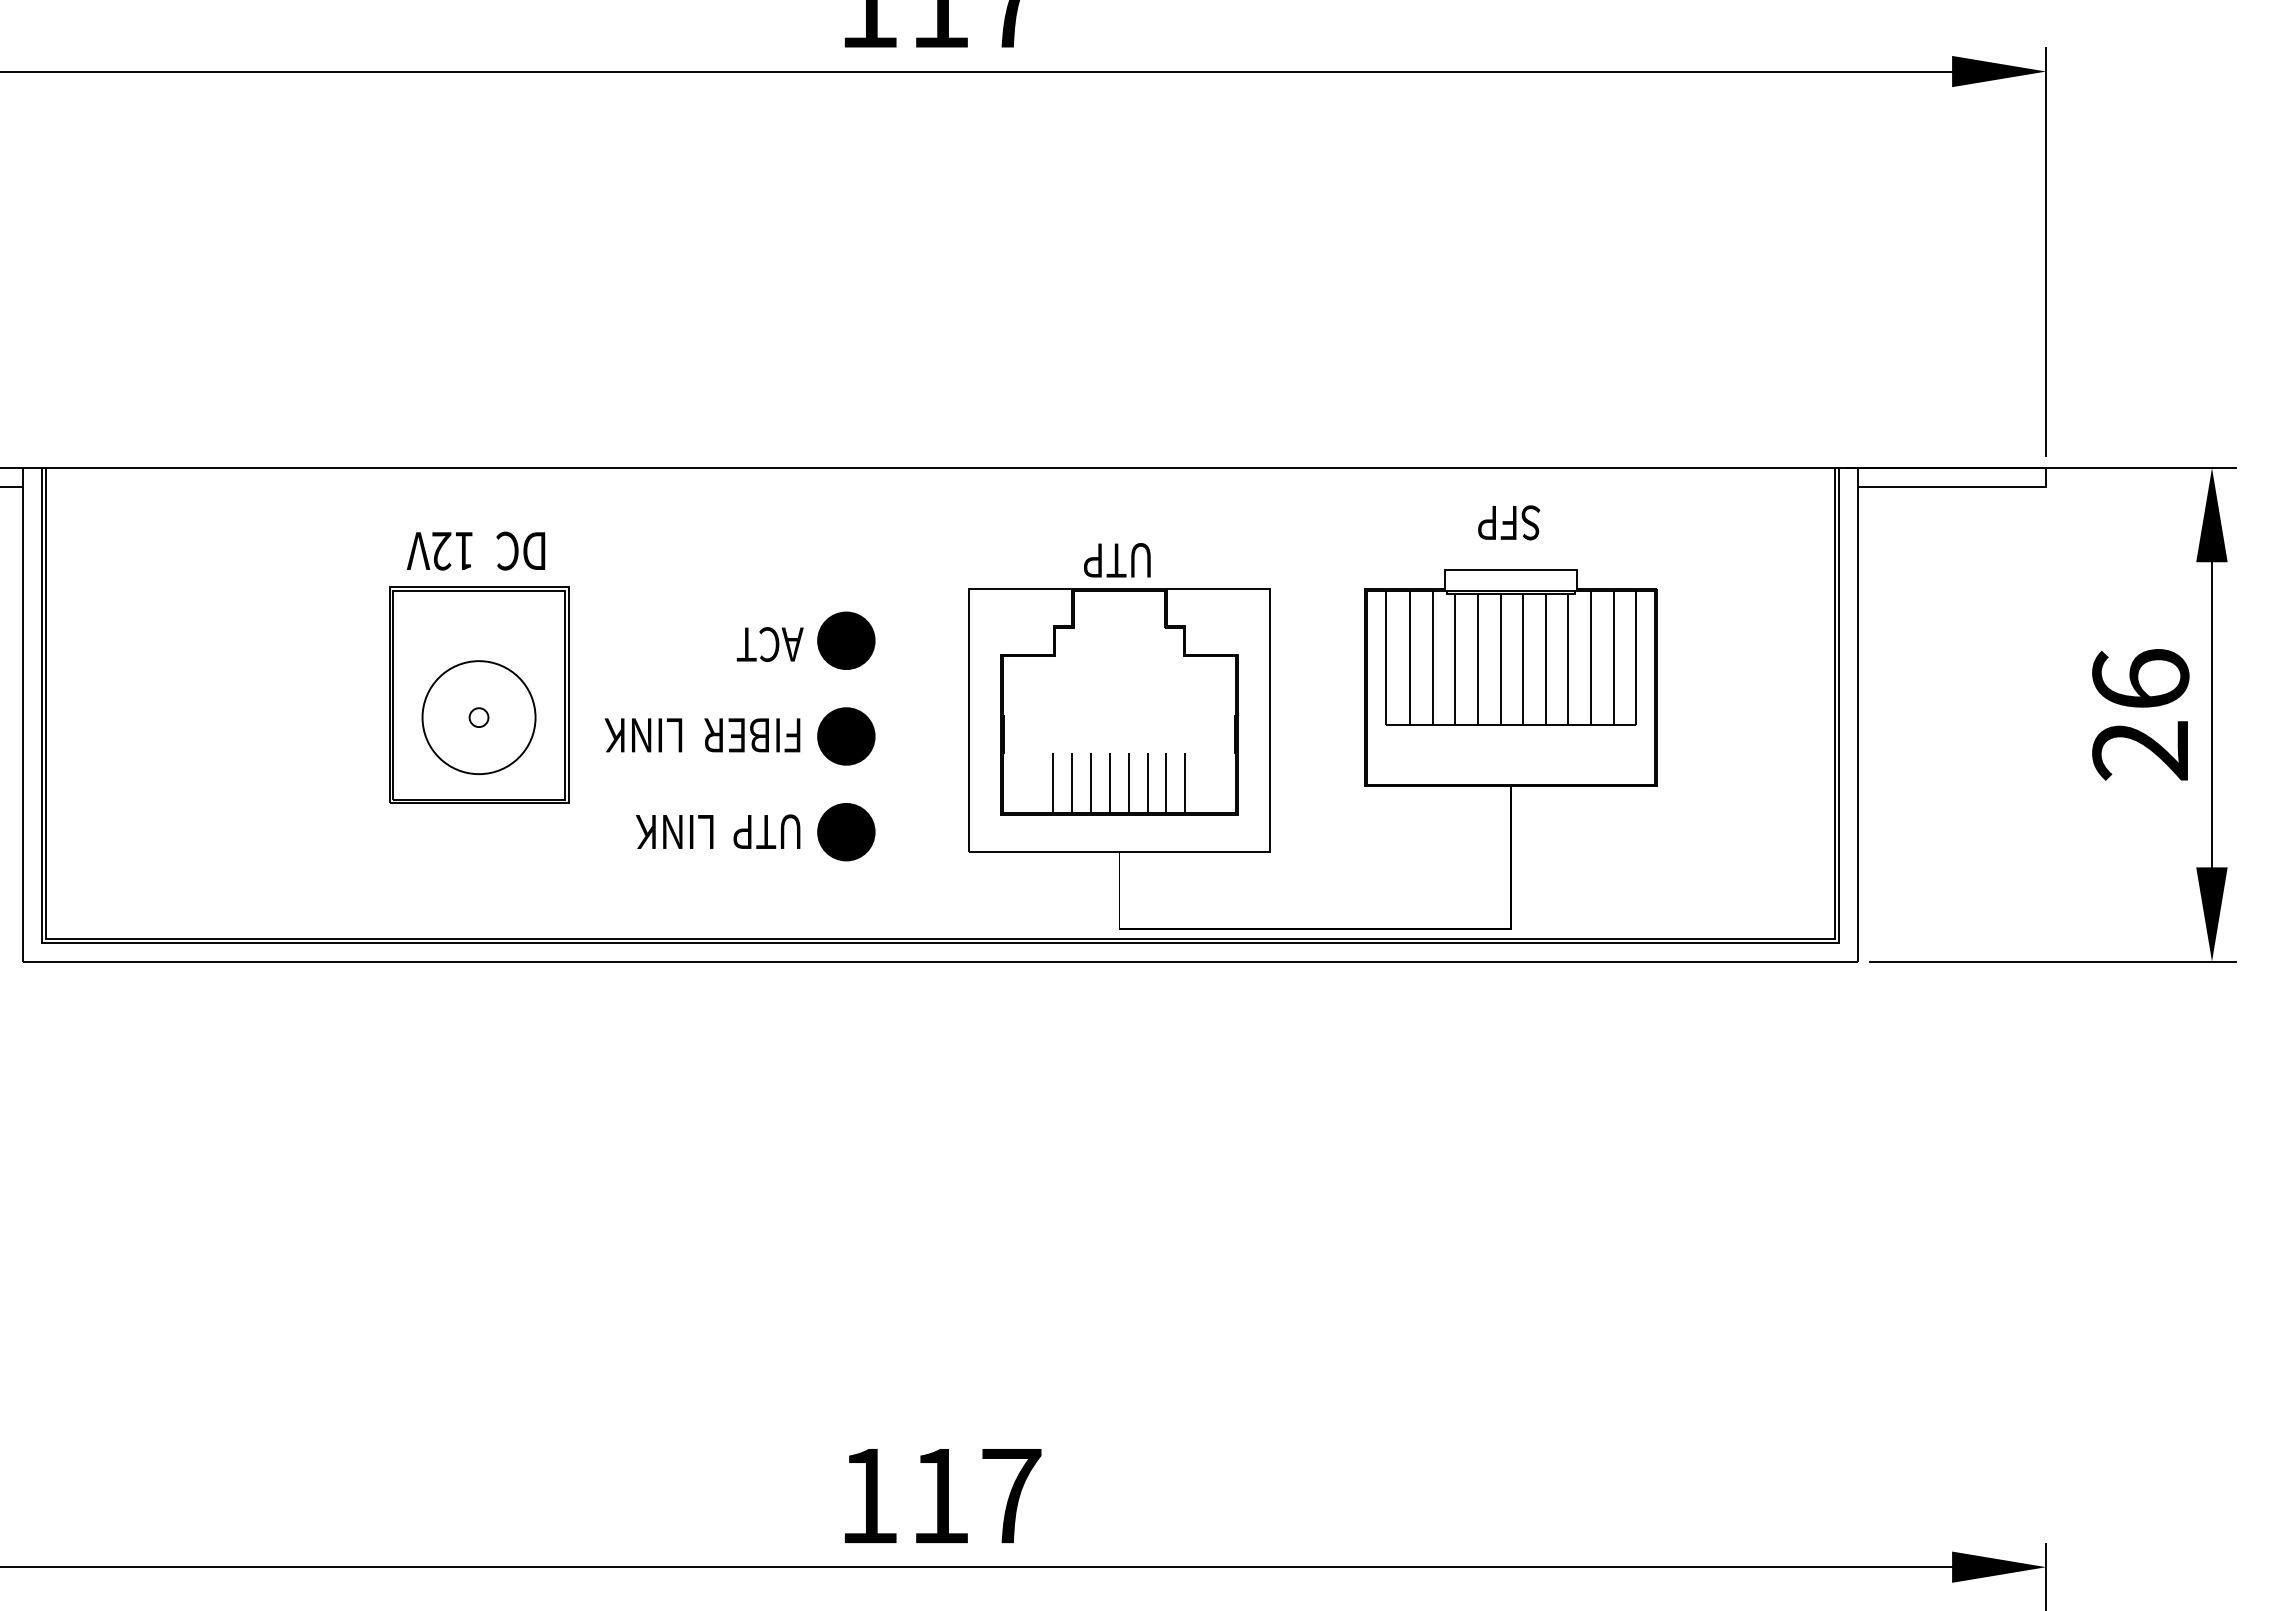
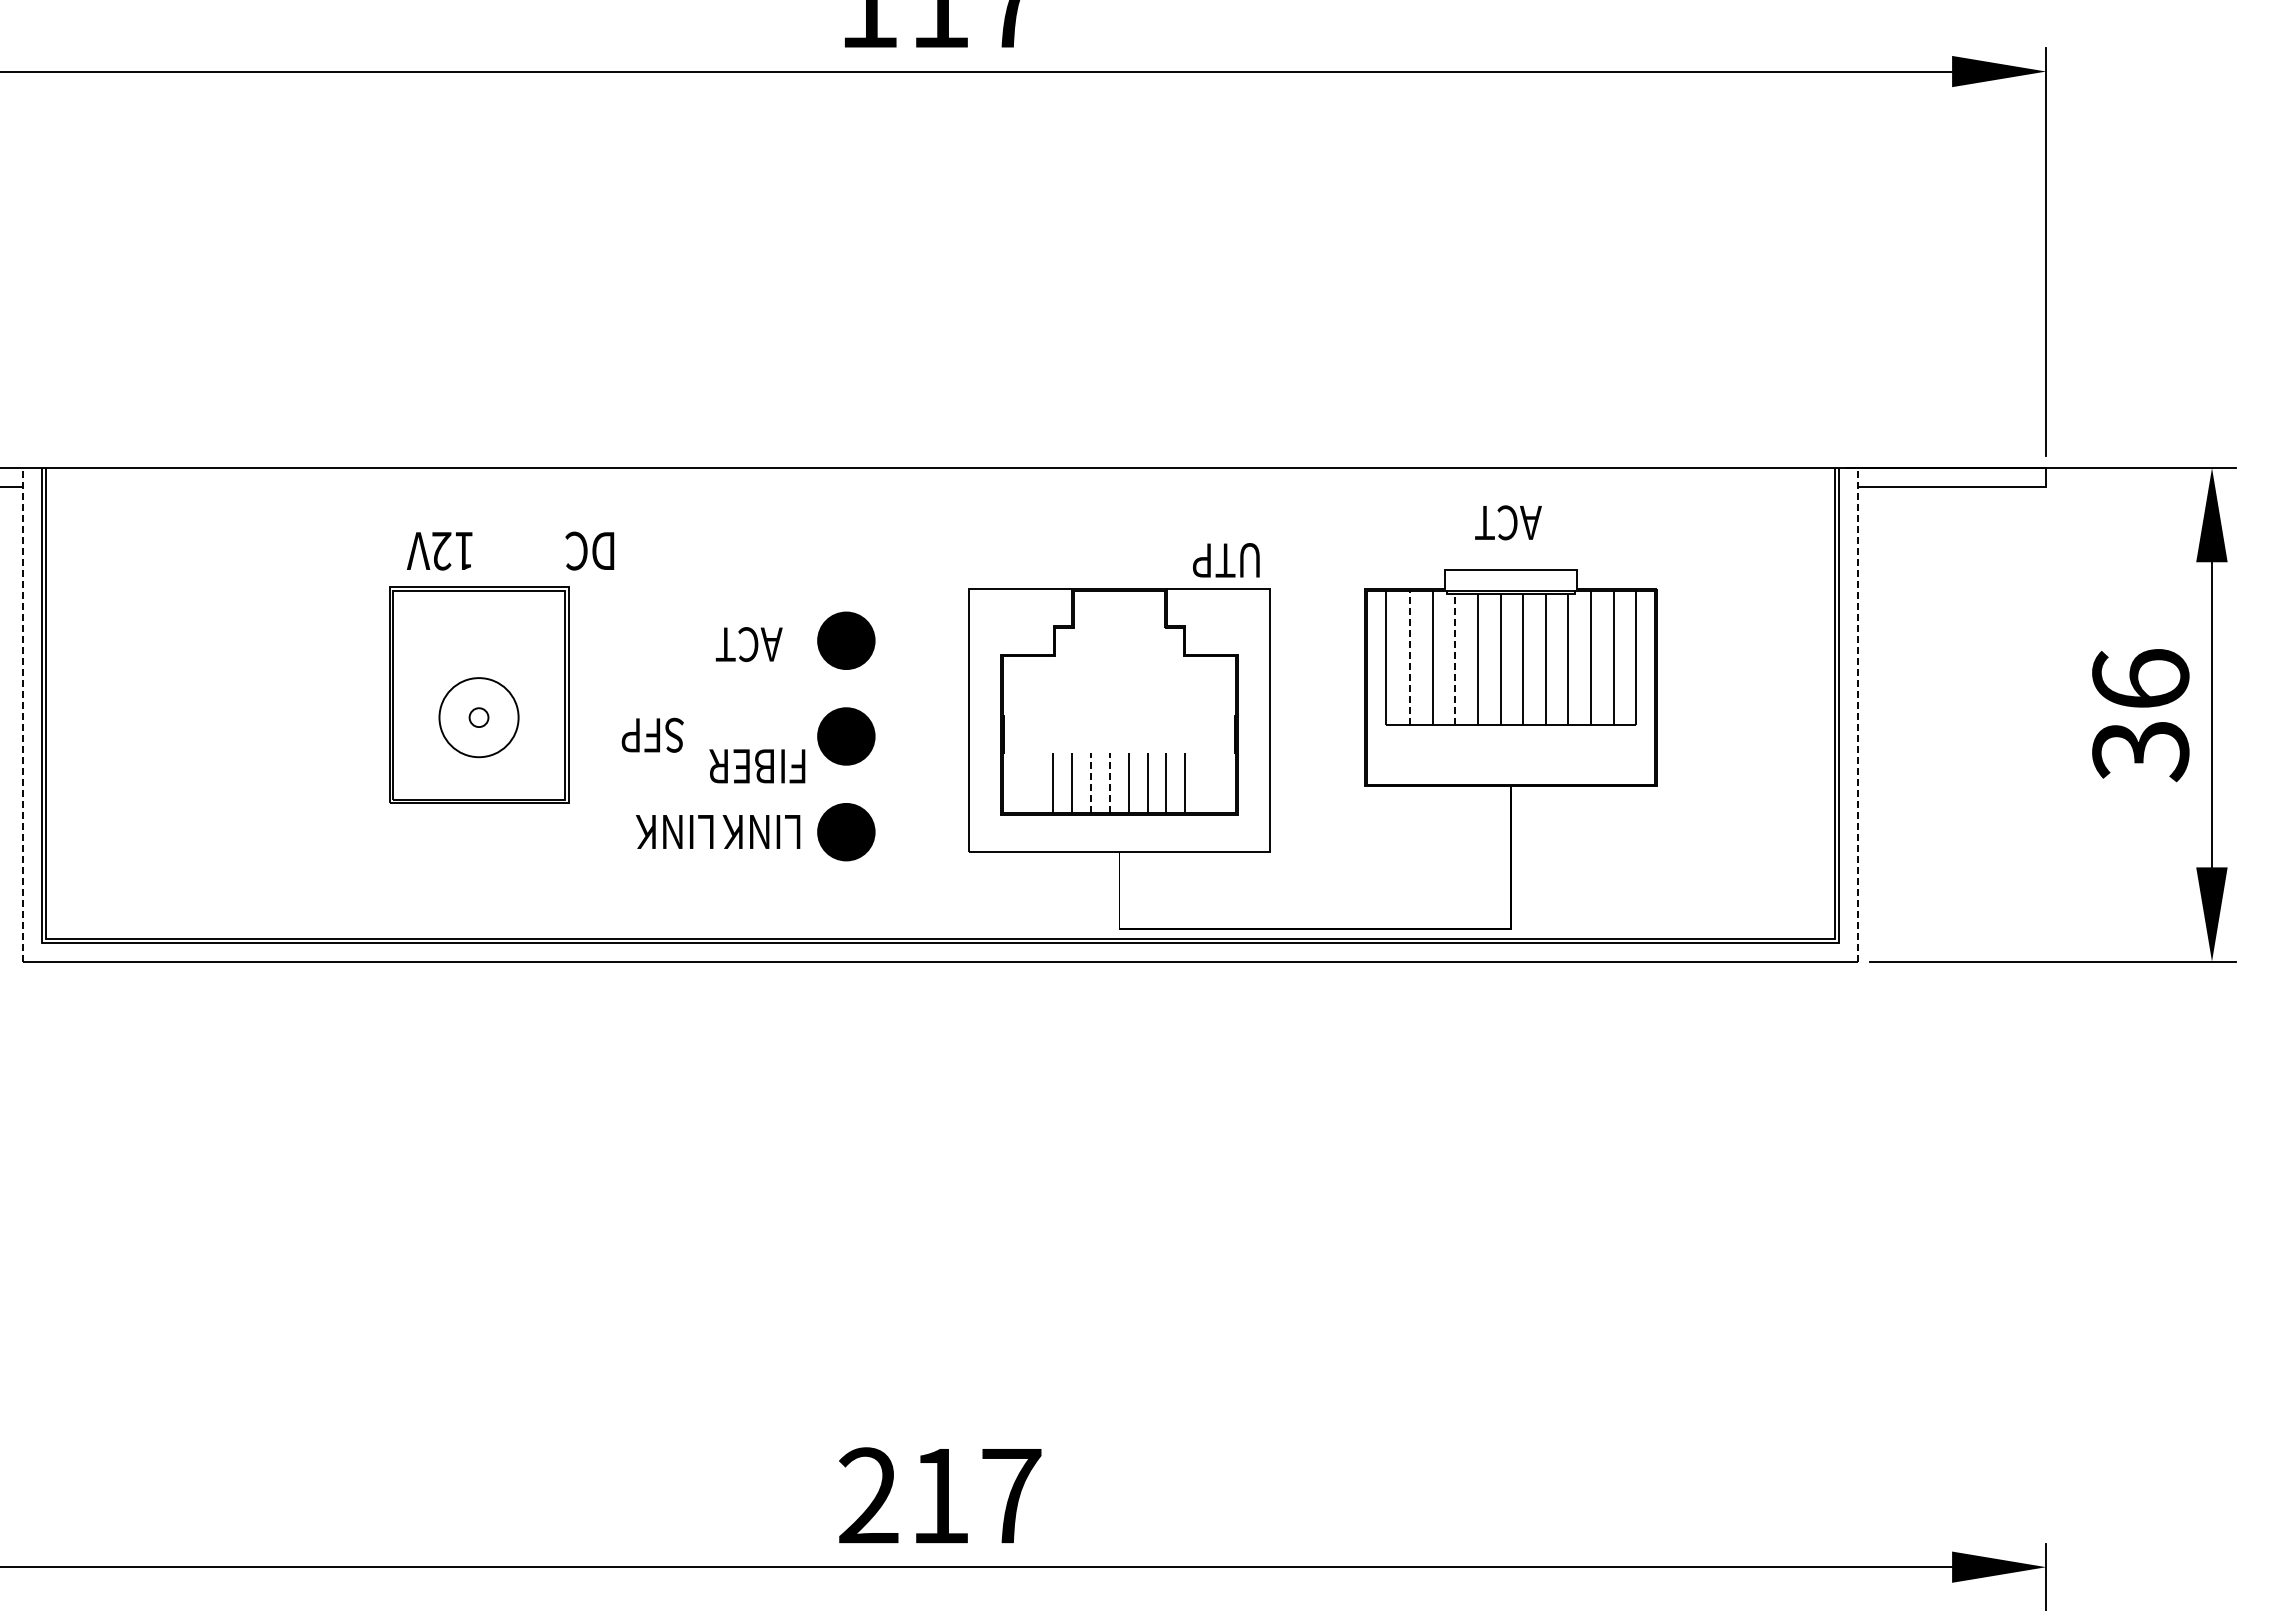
text: SFP -> ACT (1508, 522)
text position: (520, 550) -> (589, 550) (589, 550)
text position: (1117, 560) -> (1226, 560) (1226, 560)
text position: (769, 644) -> (748, 644) (748, 644)
line: solid -> dashed (1410, 657)
line: solid -> dashed (1455, 659)
line: solid -> dashed (23, 714)
line: solid -> dashed (1857, 714)
circle diameter: 113 px -> 79 px (478, 717)
text: LINK -> SFP (643, 734)
text position: (752, 735) -> (757, 766) (757, 766)
text: 26 -> 36 (2140, 751)
line: solid -> dashed (1091, 783)
line: solid -> dashed (1109, 783)
text: UTP -> LINK (761, 831)
text: 117 -> 217 (868, 1495)
